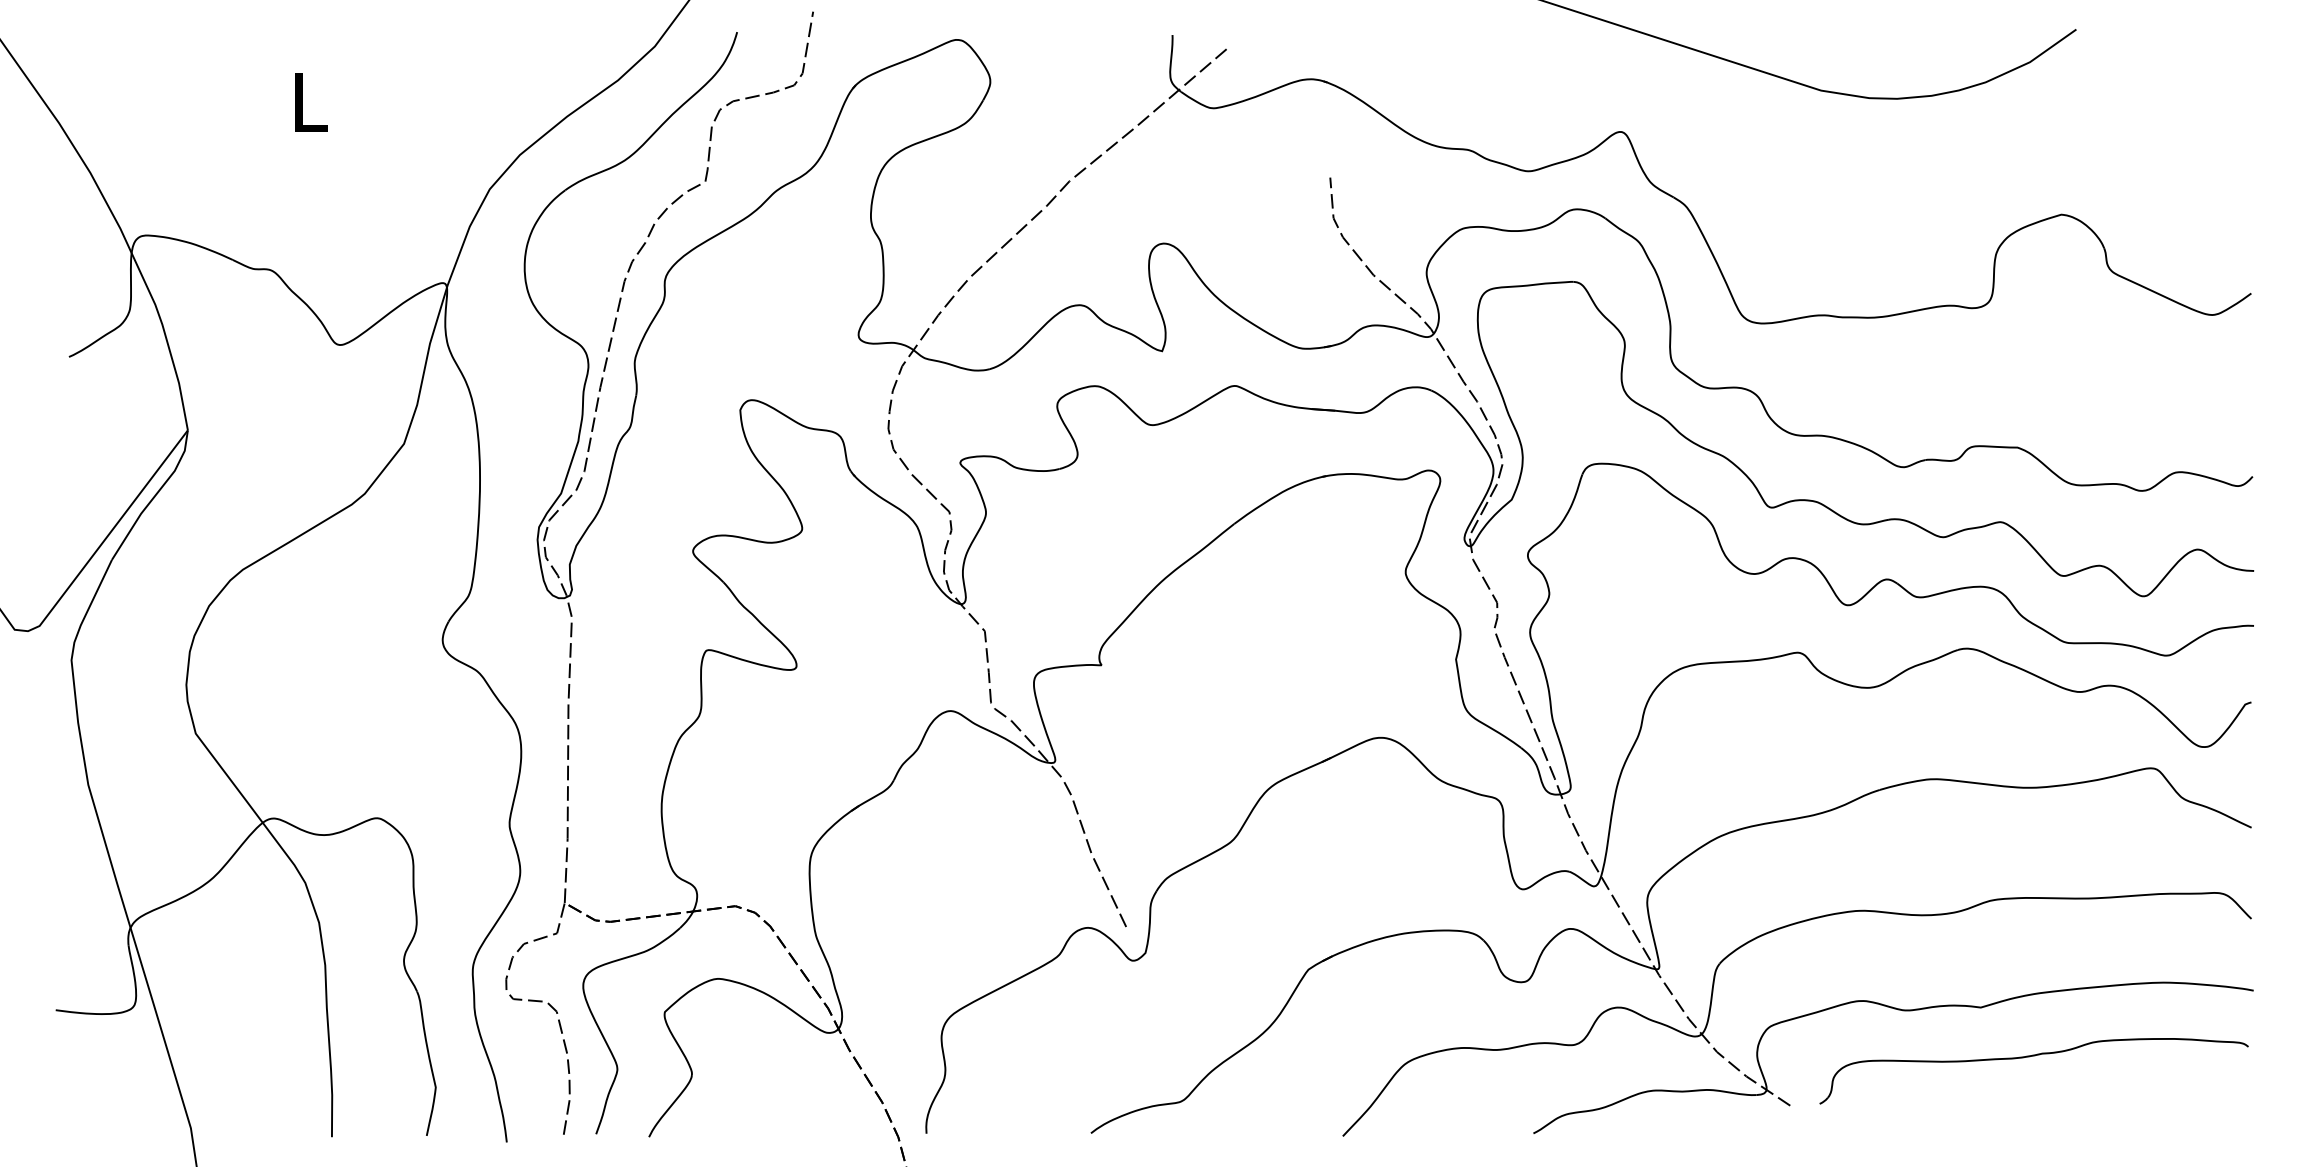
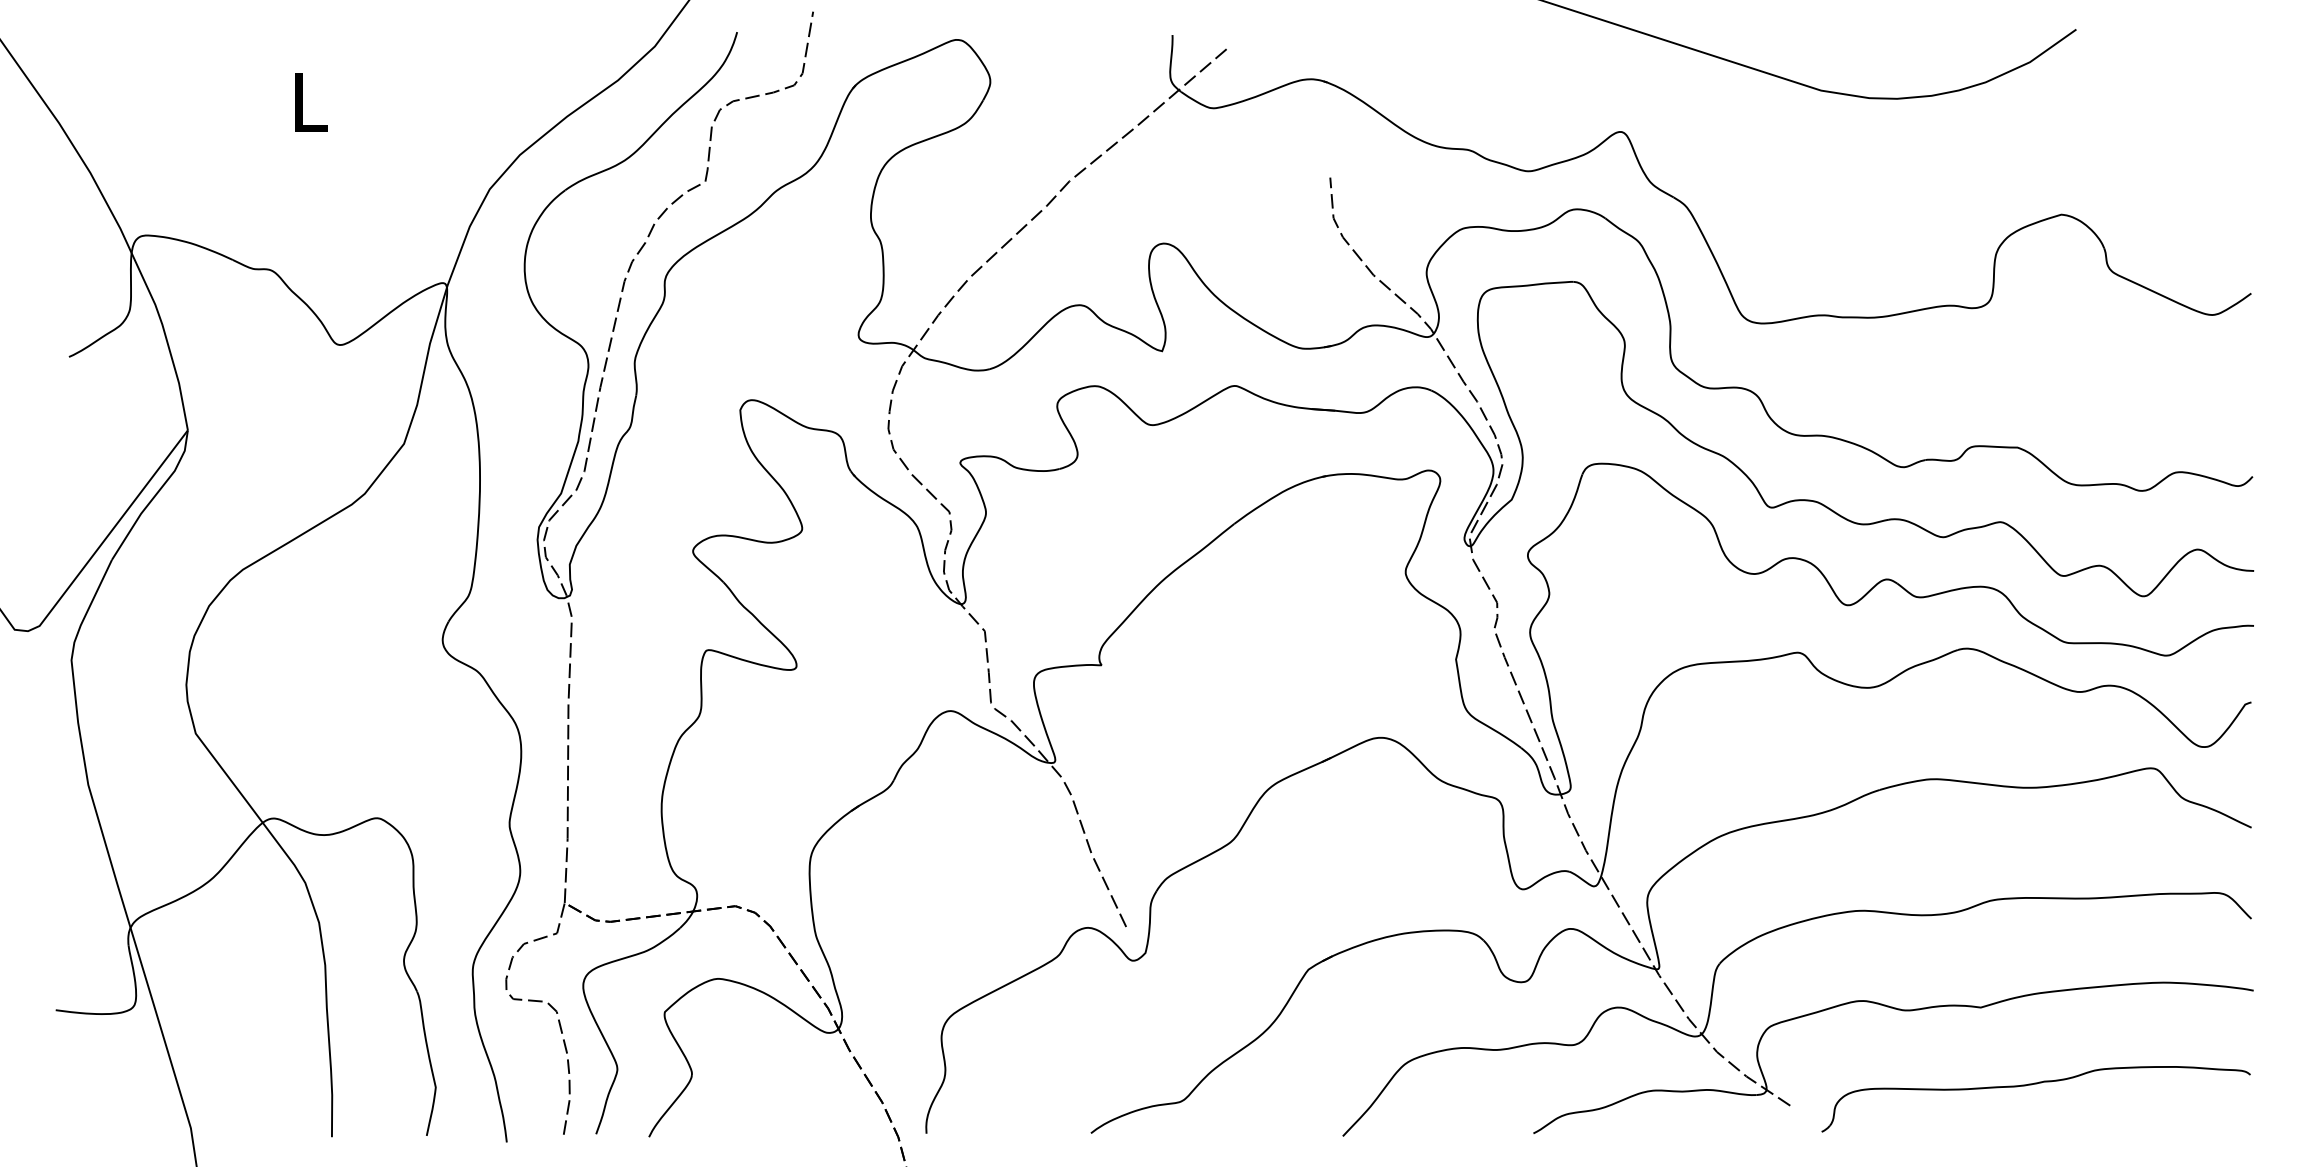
part position: (2029, 1057) -> (2031, 1085) (2031, 1085)
